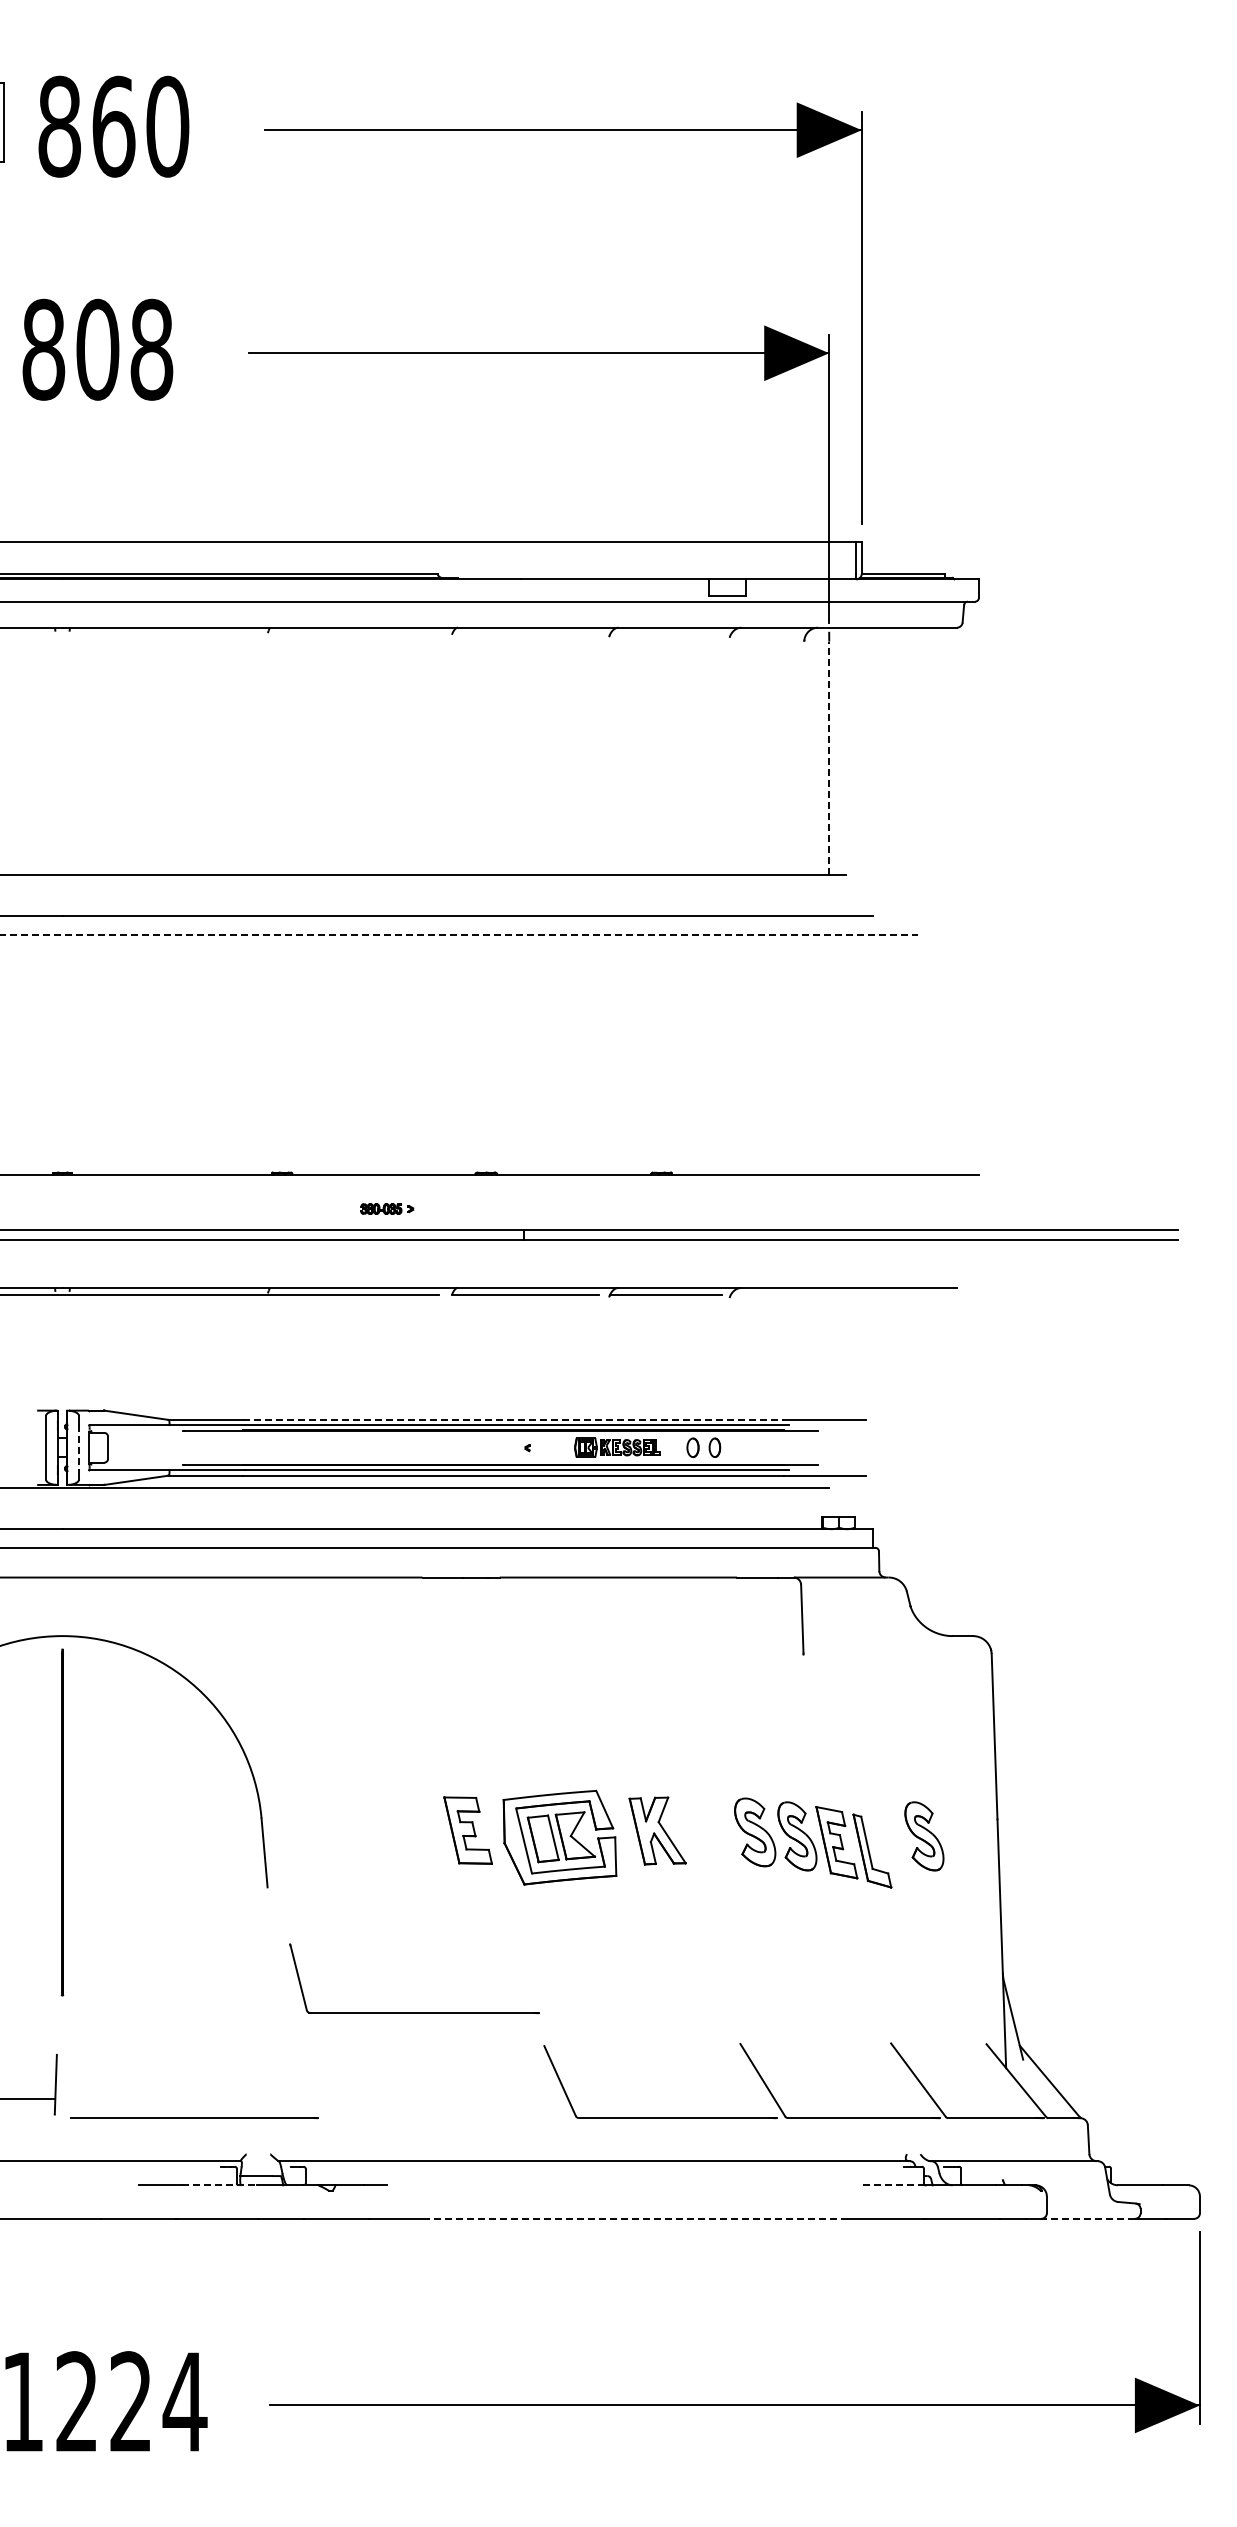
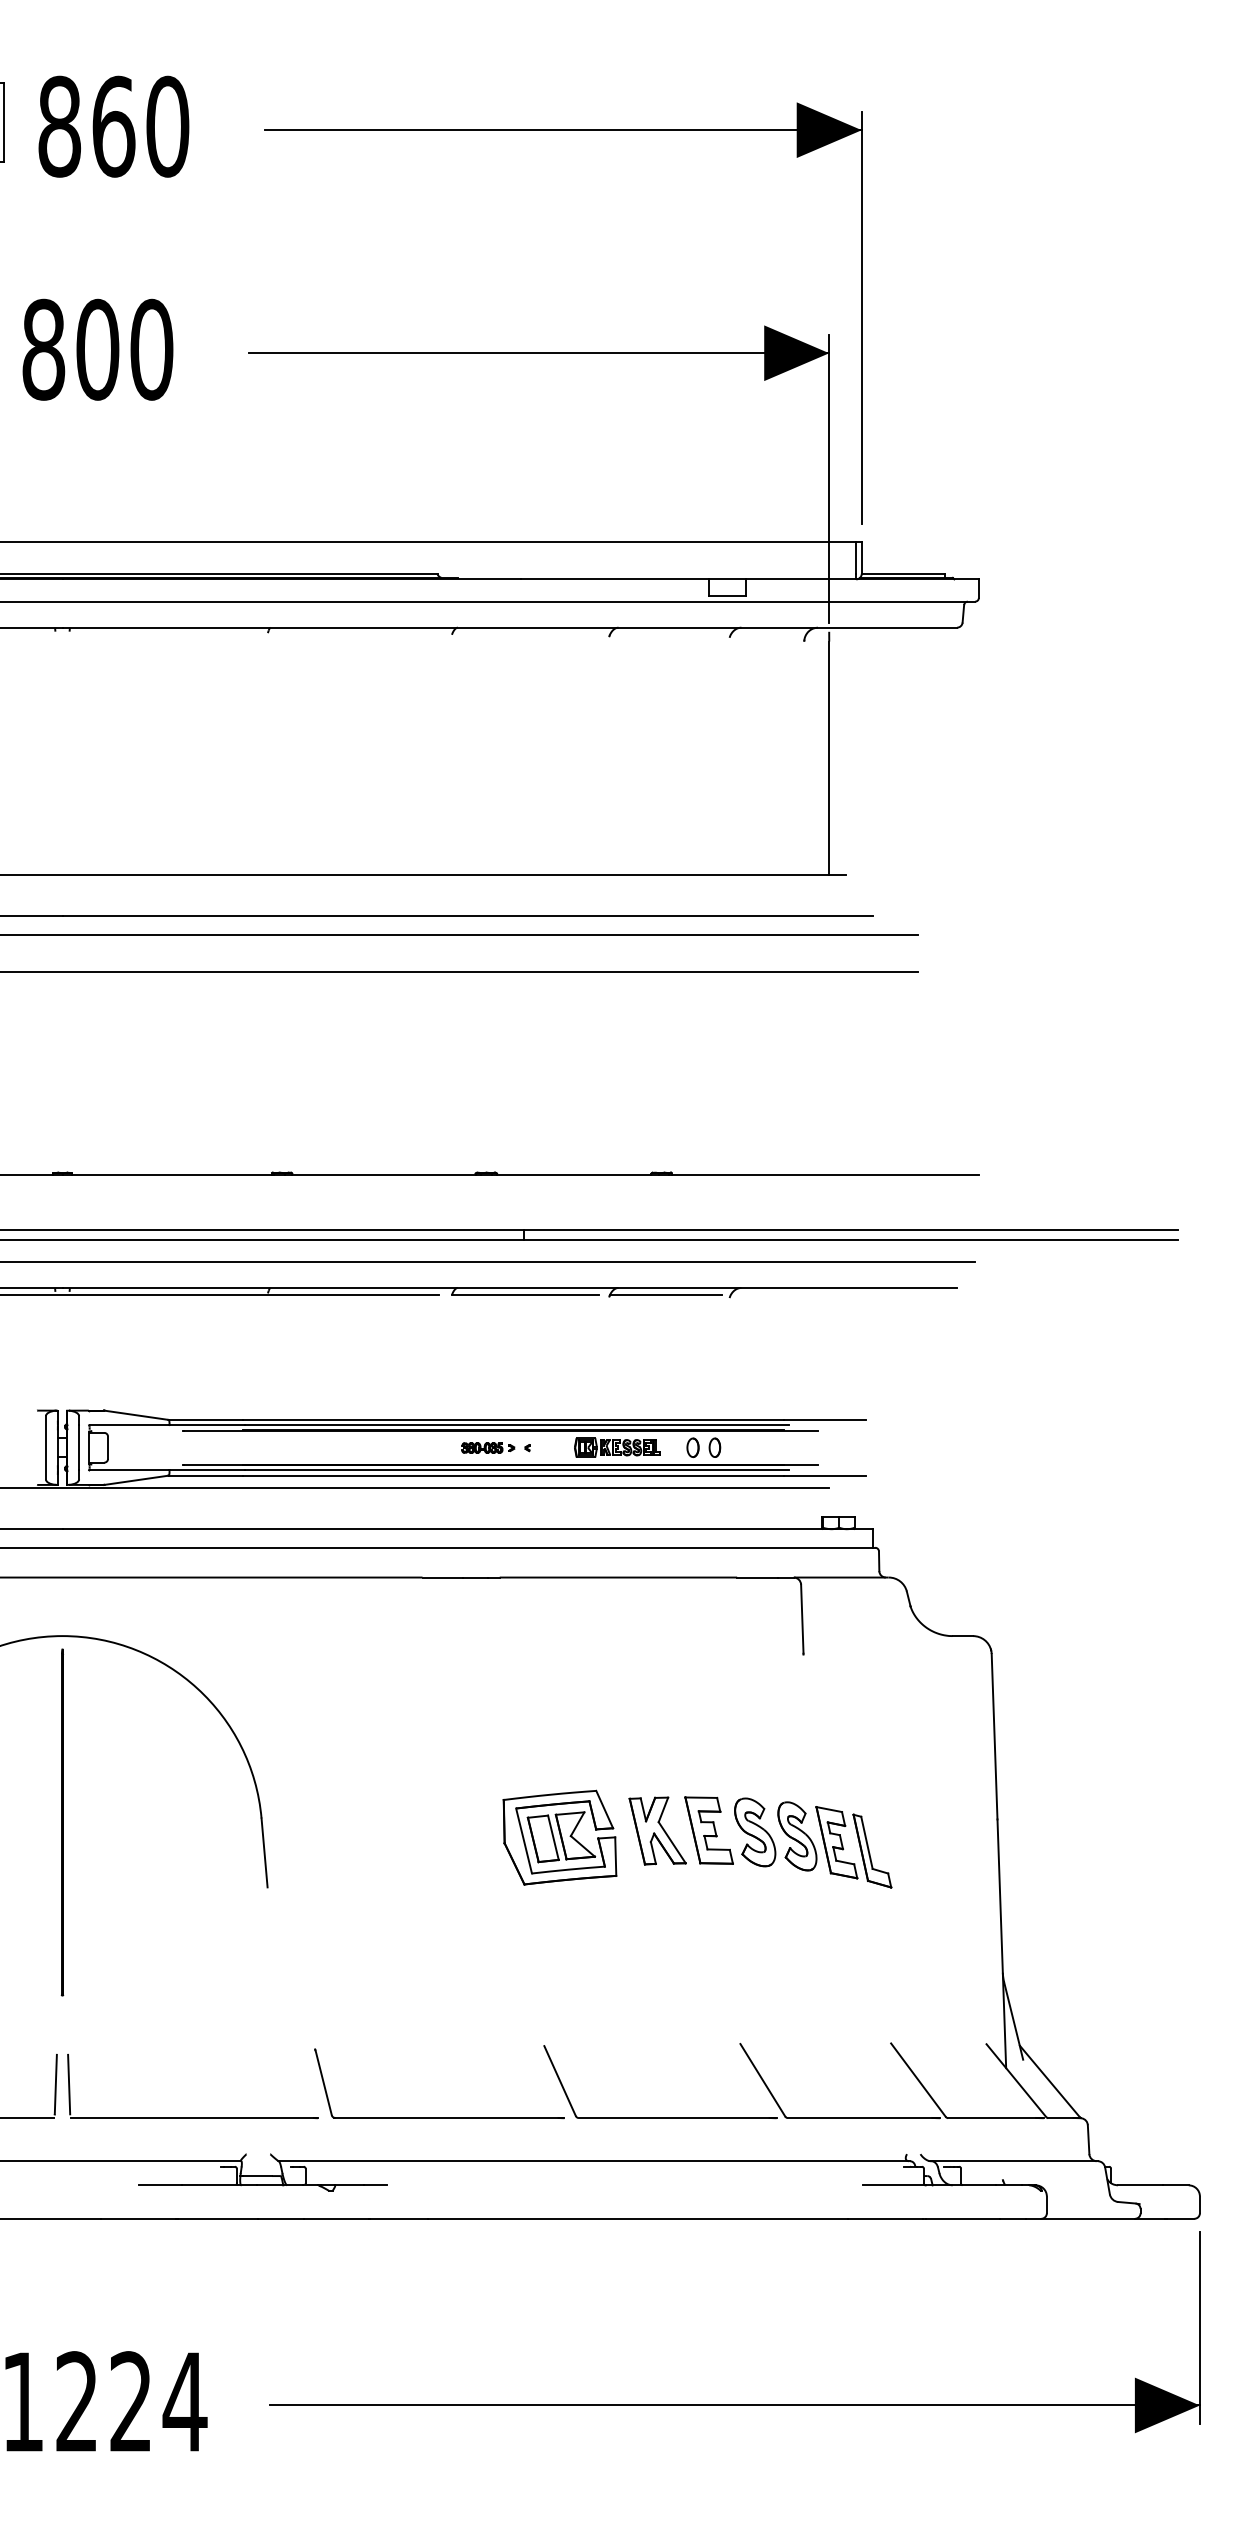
text: 808 -> 800 (151, 349)
line: dashed -> solid (829, 758)
line: dashed -> solid (458, 934)
line: none -> present (459, 971)
part position: (387, 1208) -> (488, 1447) (488, 1447)
line: none -> present (488, 1261)
line: dashed -> solid (514, 1419)
line: dashed -> solid (79, 1448)
part position: (467, 1830) -> (708, 1830) (708, 1830)
part: present -> none (924, 1836)
part position: (414, 2012) -> (439, 2117) (439, 2117)
line: none -> present (69, 2084)
line position: (28, 2099) -> (28, 2118) (28, 2118)
line: dashed -> solid (220, 2185)
line: dashed -> solid (894, 2185)
line: dashed -> solid (637, 2218)
line: dashed -> solid (1088, 2218)
